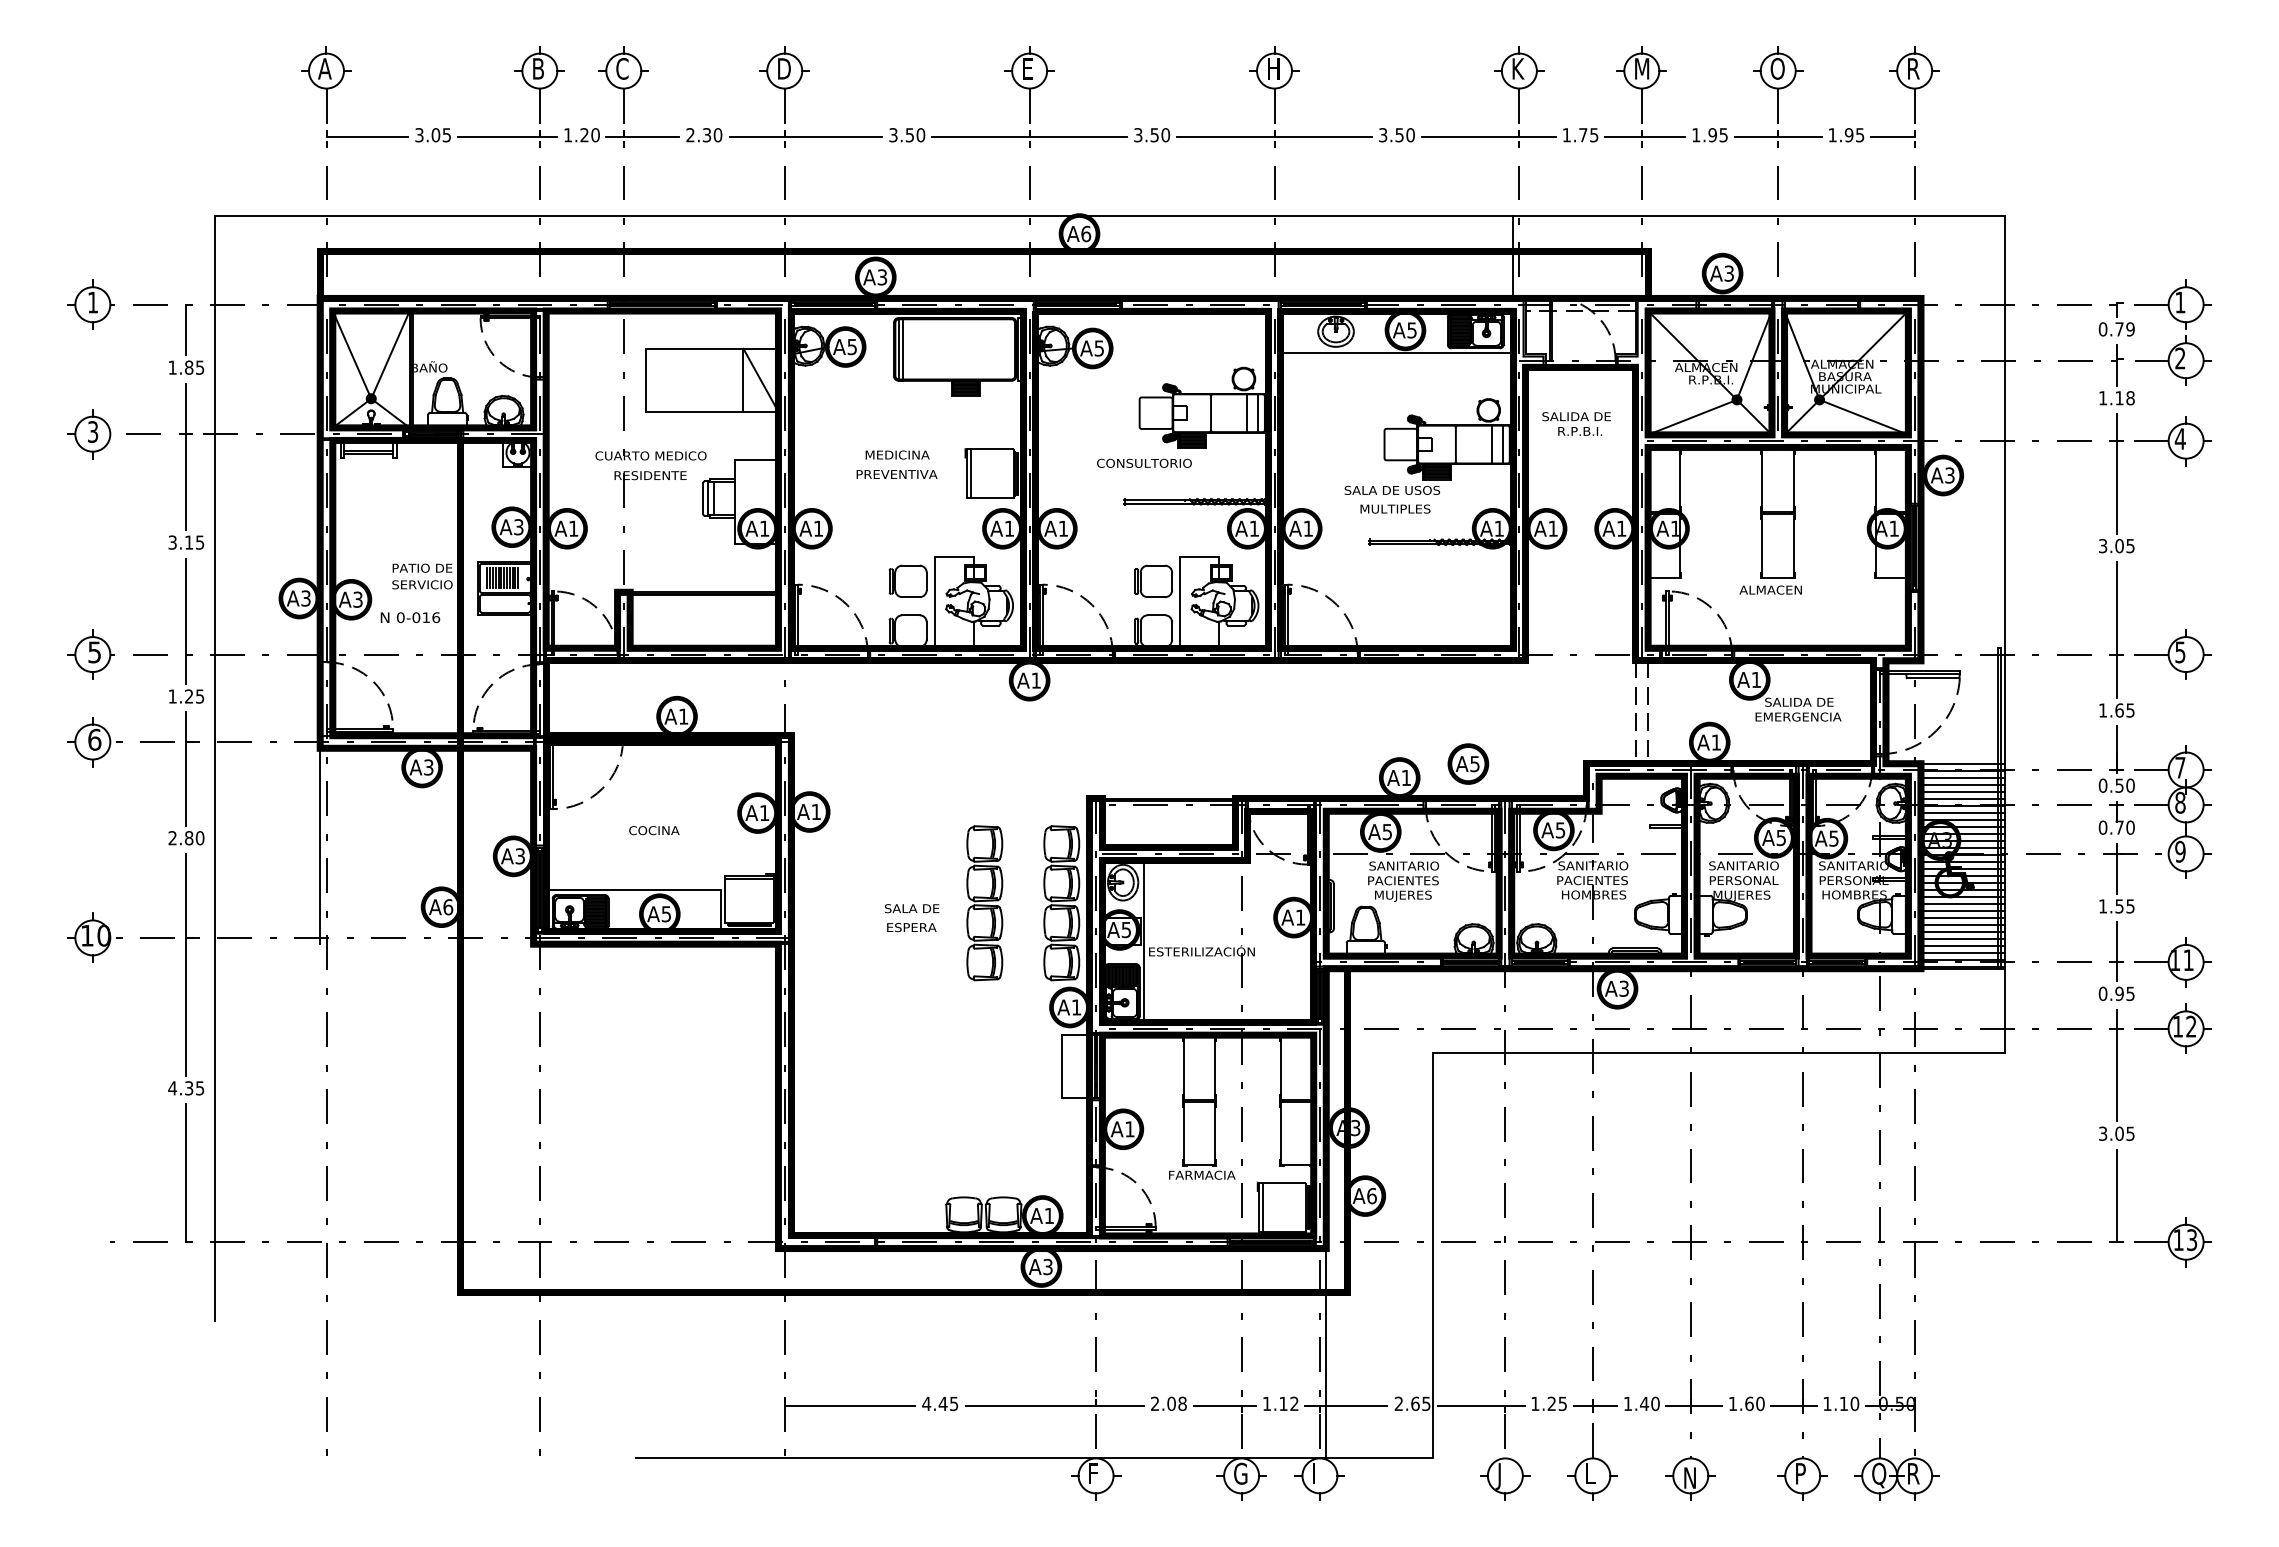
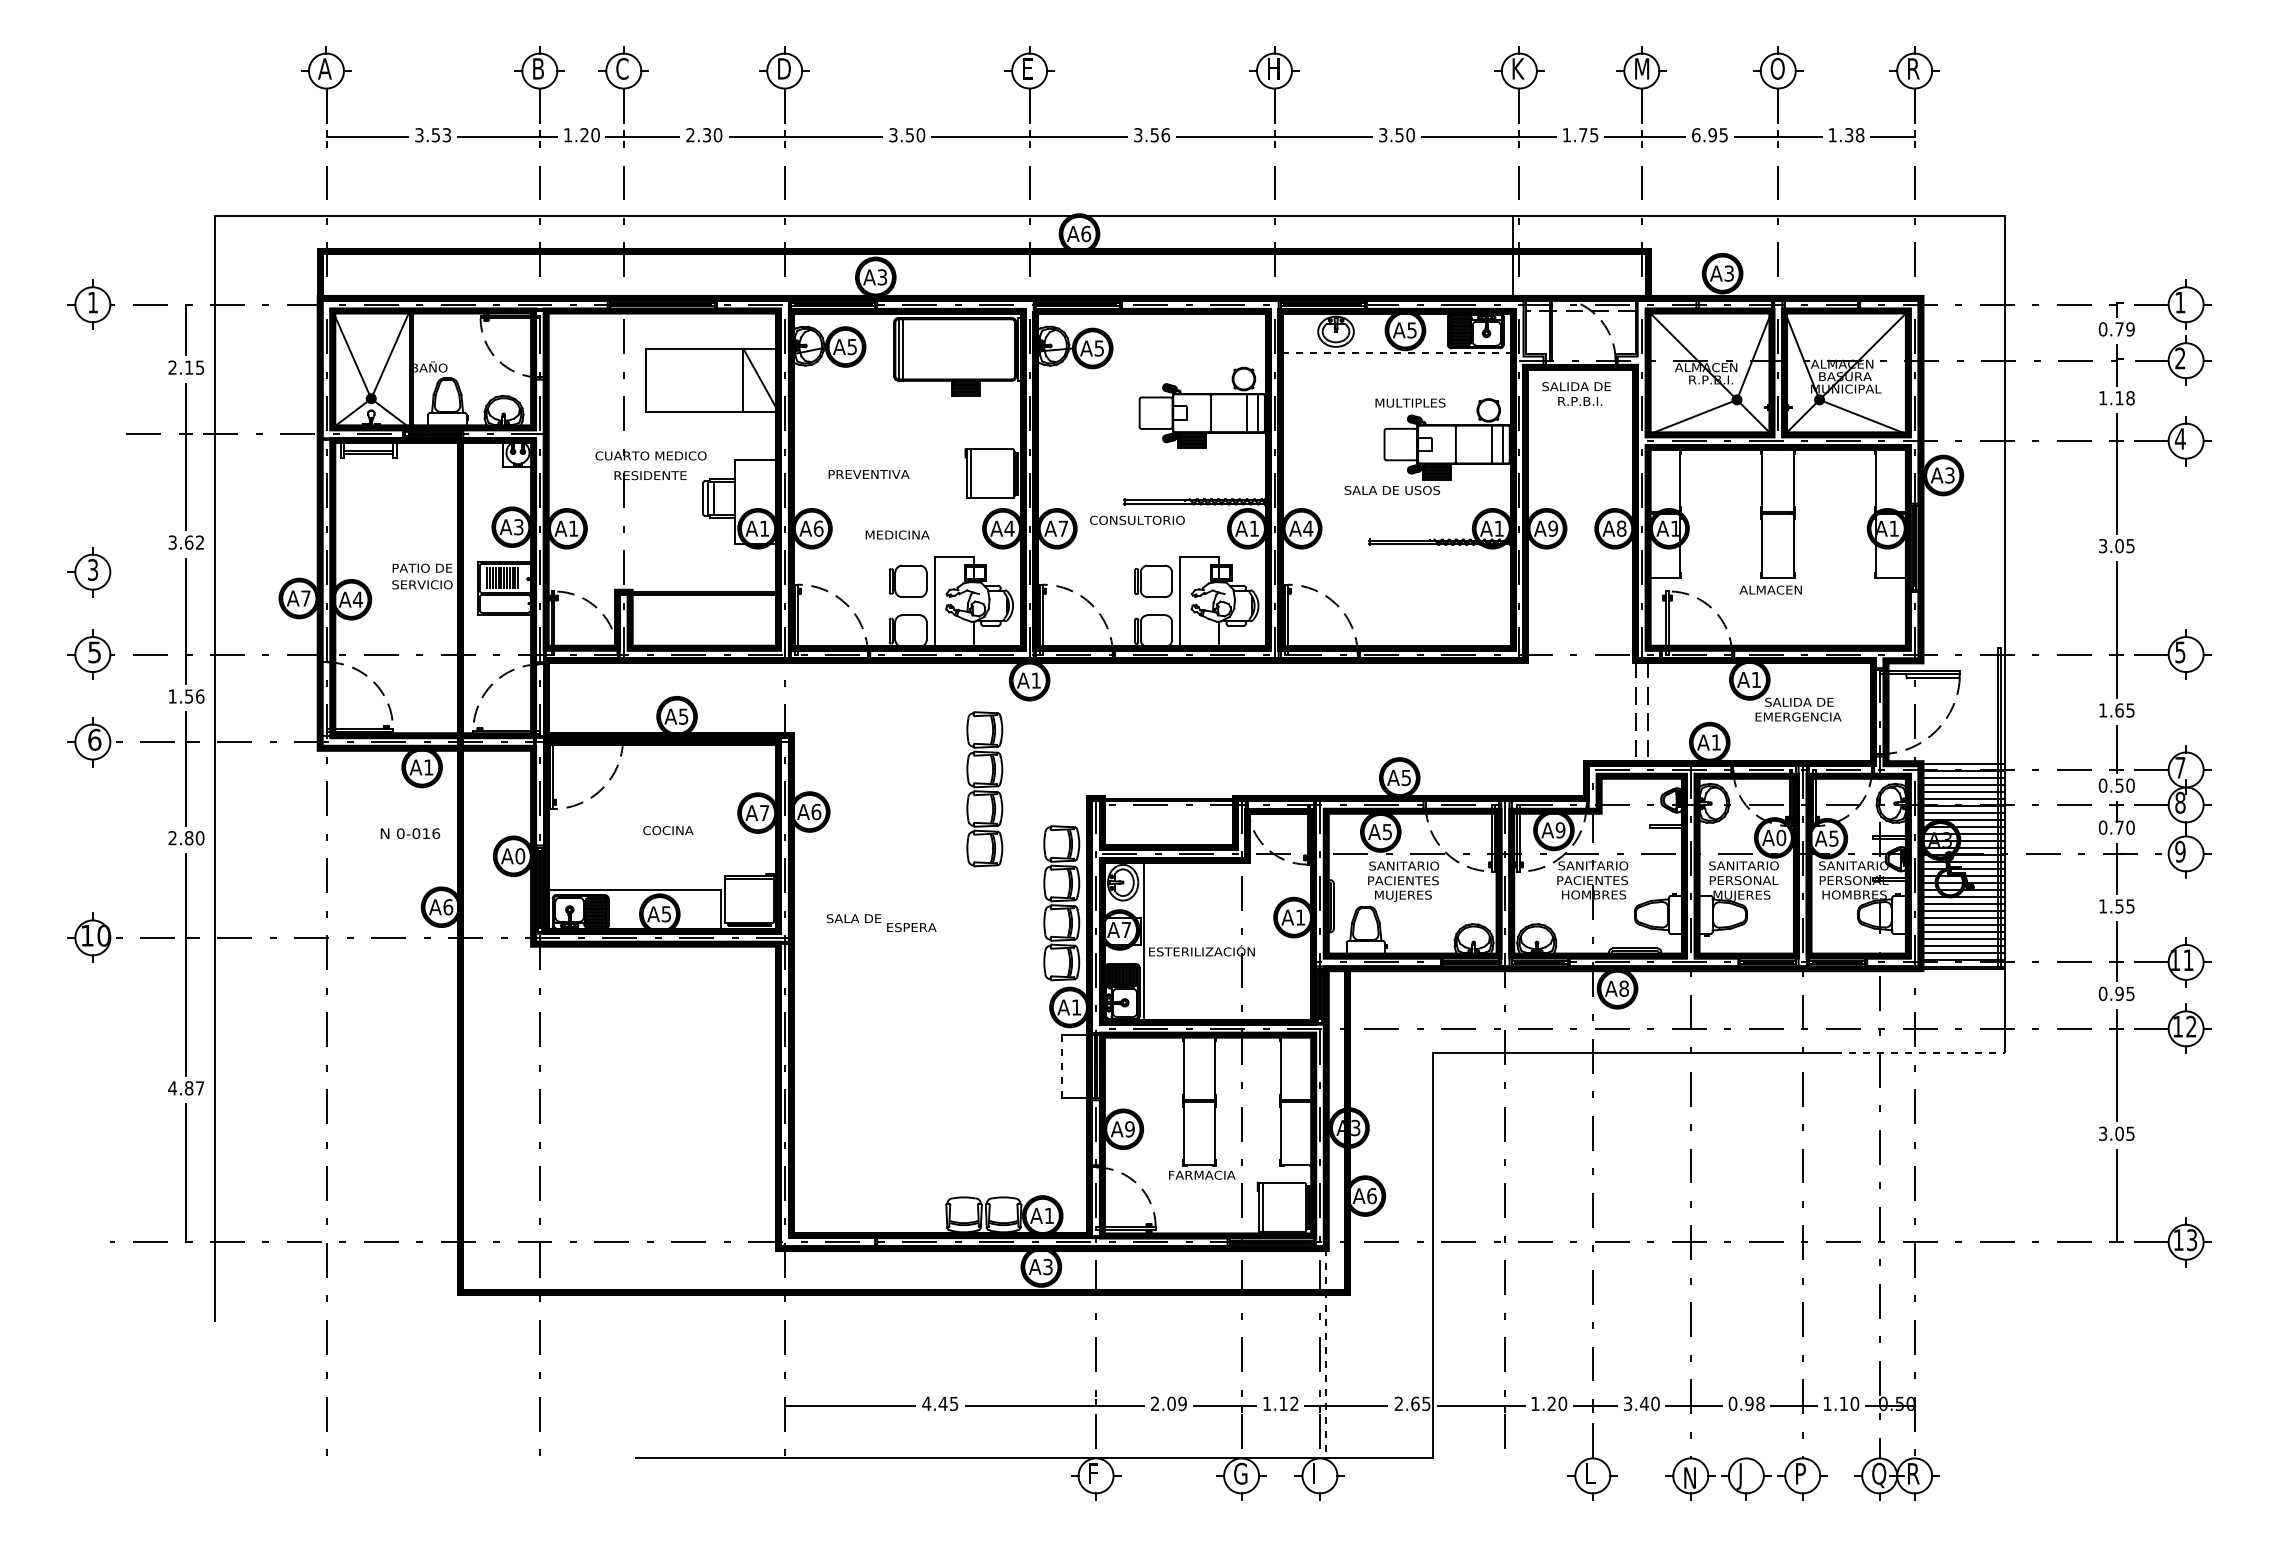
text: 3.05 -> 3.53 (440, 135)
text: 3.50 -> 3.56 (1165, 135)
text: 1.95 -> 6.95 (1696, 135)
text: 1.95 -> 1.38 (1854, 135)
line: solid -> dashed (1396, 353)
text: 1.85 -> 2.15 (180, 367)
text position: (1576, 423) -> (1576, 393) (1576, 393)
part position: (89, 434) -> (89, 572) (89, 572)
text position: (897, 454) -> (897, 534) (897, 534)
text position: (1144, 462) -> (1137, 519) (1137, 519)
text position: (896, 474) -> (868, 474) (868, 474)
text position: (1395, 508) -> (1410, 402) (1410, 402)
text: A1 -> A6 (818, 528)
text: A1 -> A4 (1009, 528)
text: A1 -> A7 (1063, 528)
text: A1 -> A4 (1308, 528)
text: A1 -> A9 (1553, 528)
text: A1 -> A8 (1621, 528)
text: 3.15 -> 3.62 (194, 542)
text: A3 -> A7 (305, 598)
text: A3 -> A4 (357, 599)
text position: (410, 617) -> (410, 833) (410, 833)
text: 1.25 -> 1.56 (194, 696)
text: A1 -> A5 (683, 716)
part: present -> none (1468, 763)
text: A3 -> A1 (428, 767)
text: A1 -> A5 (1405, 778)
text: A1 -> A6 (816, 811)
text: A1 -> A7 (764, 812)
text position: (654, 830) -> (668, 830) (668, 830)
text: A5 -> A9 (1560, 830)
text: A5 -> A0 (1781, 837)
line: present -> none (320, 846)
text: A3 -> A0 (520, 856)
part position: (984, 903) -> (984, 789) (984, 789)
text position: (911, 908) -> (853, 918) (853, 918)
text: A5 -> A7 (1125, 930)
text: A3 -> A8 (1624, 988)
line: solid -> dashed (1920, 1052)
line: solid -> dashed (1061, 1066)
text: 4.35 -> 4.87 (194, 1088)
text: A1 -> A9 (1129, 1129)
line: solid -> dashed (1326, 1353)
text: 2.08 -> 2.09 (1182, 1403)
text: 1.25 -> 1.20 (1562, 1403)
text: 1.40 -> 3.40 (1628, 1403)
text: 1.60 -> 0.98 (1746, 1403)
part position: (1505, 1478) -> (1746, 1478) (1746, 1478)
